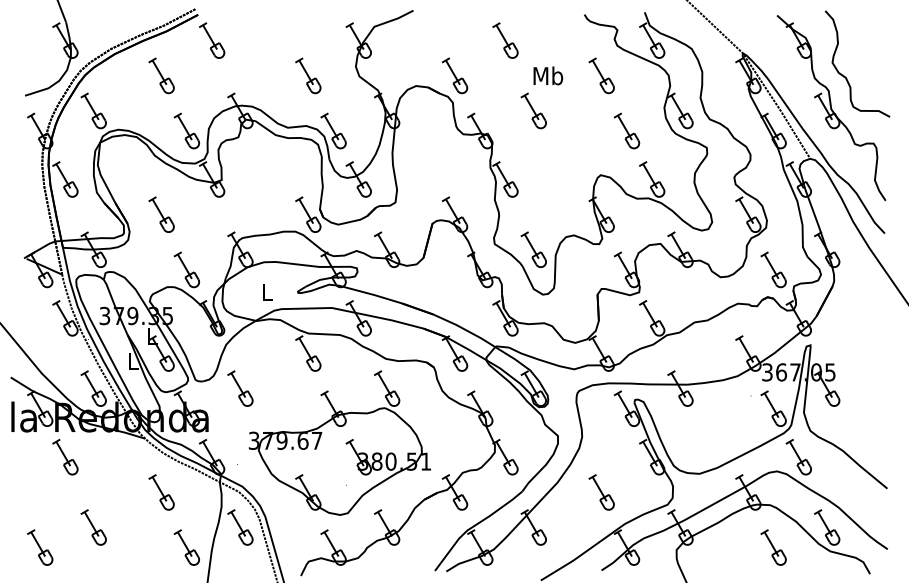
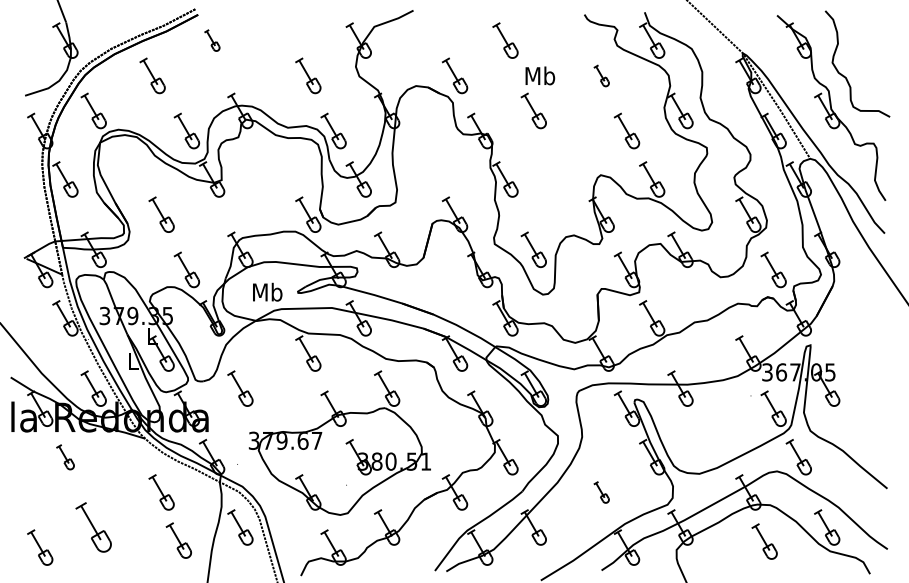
part size: 27x37 px -> 17x23 px (212, 40)
part position: (161, 75) -> (152, 75) (152, 75)
text position: (548, 75) -> (540, 75) (540, 75)
part size: 27x38 px -> 17x24 px (601, 75)
text: L -> Mb (267, 291)
part size: 27x37 px -> 19x27 px (65, 457)
part size: 27x37 px -> 17x23 px (601, 492)
part size: 27x37 px -> 37x51 px (93, 527)
part position: (186, 547) -> (178, 540) (178, 540)
part position: (773, 547) -> (764, 541) (764, 541)
